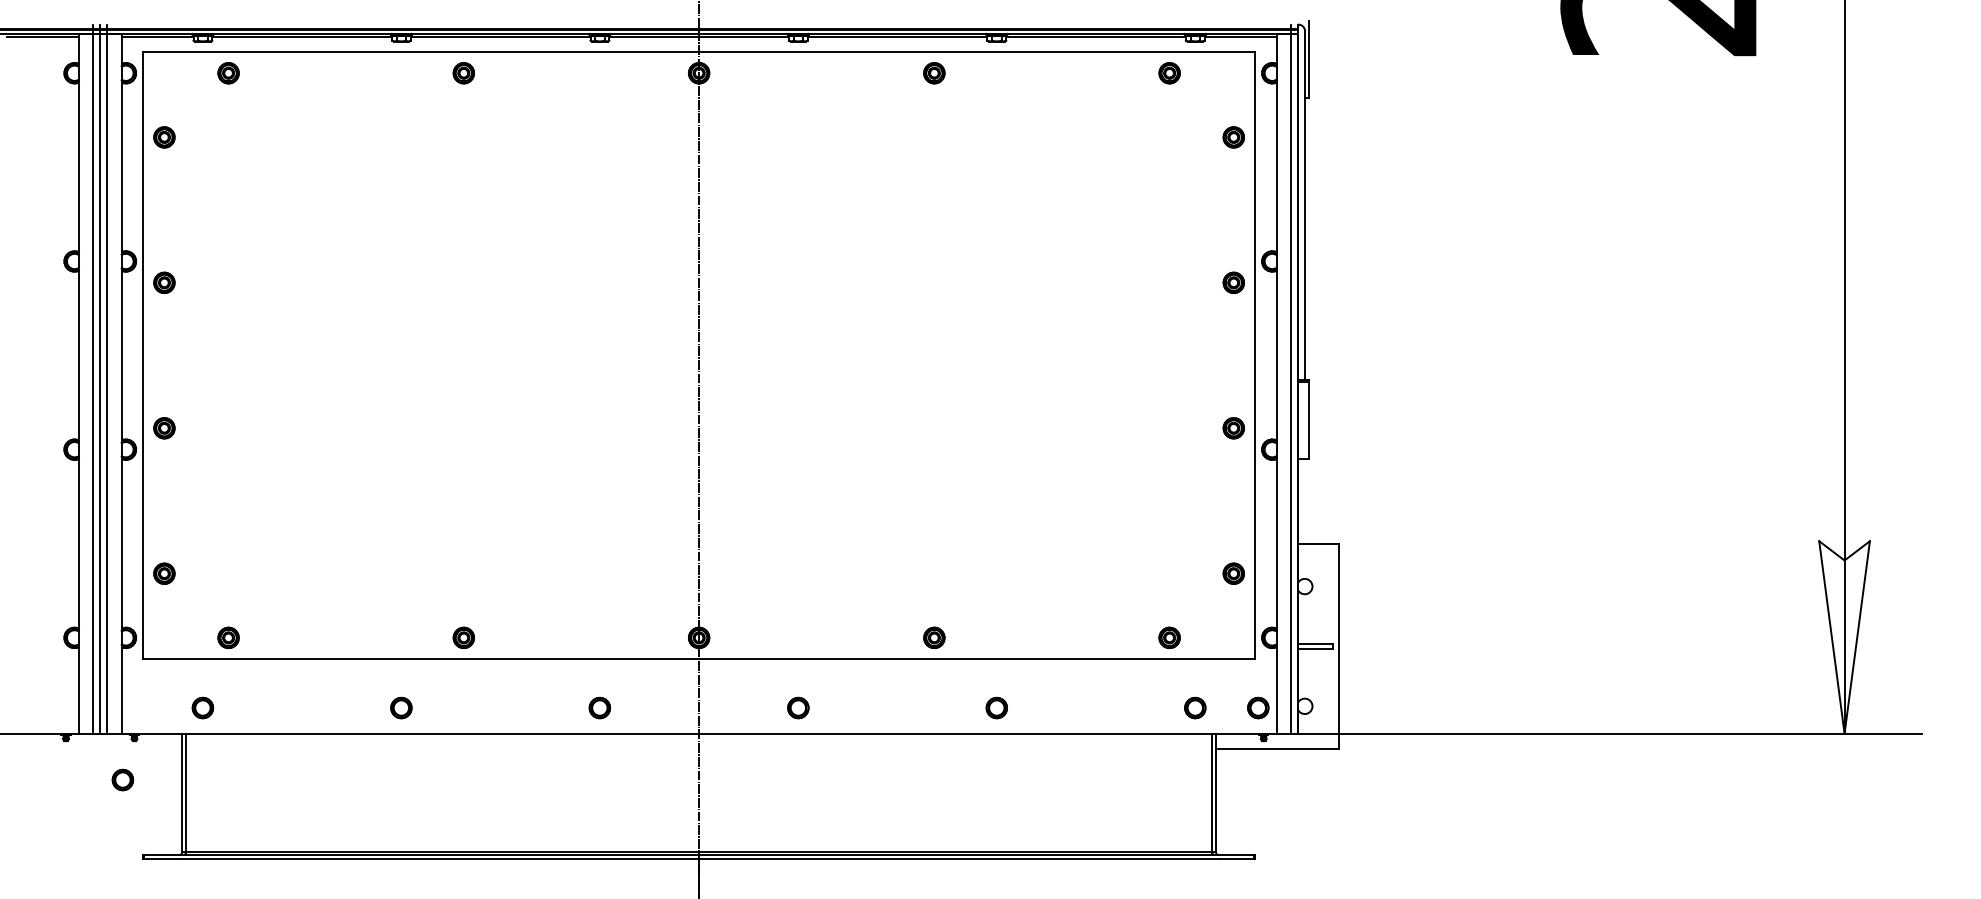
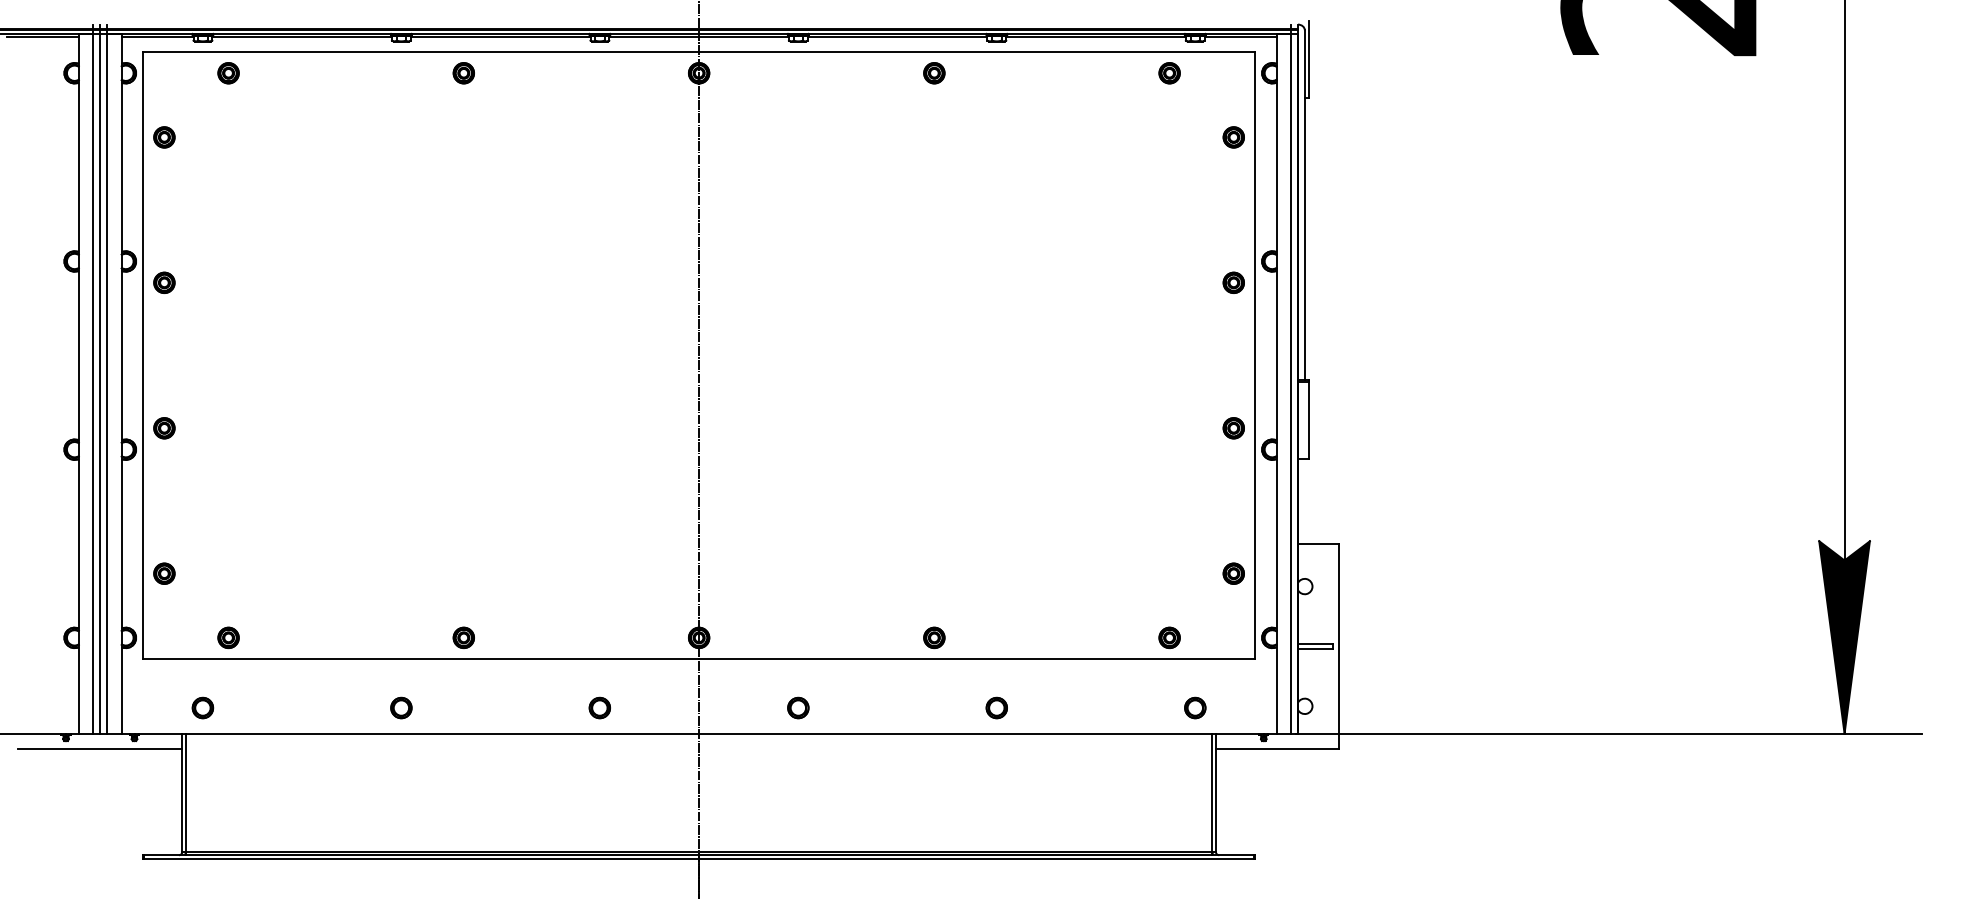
fill: none -> present (1844, 637)
part: present -> none (1258, 707)
line: none -> present (100, 749)
part: present -> none (122, 779)
